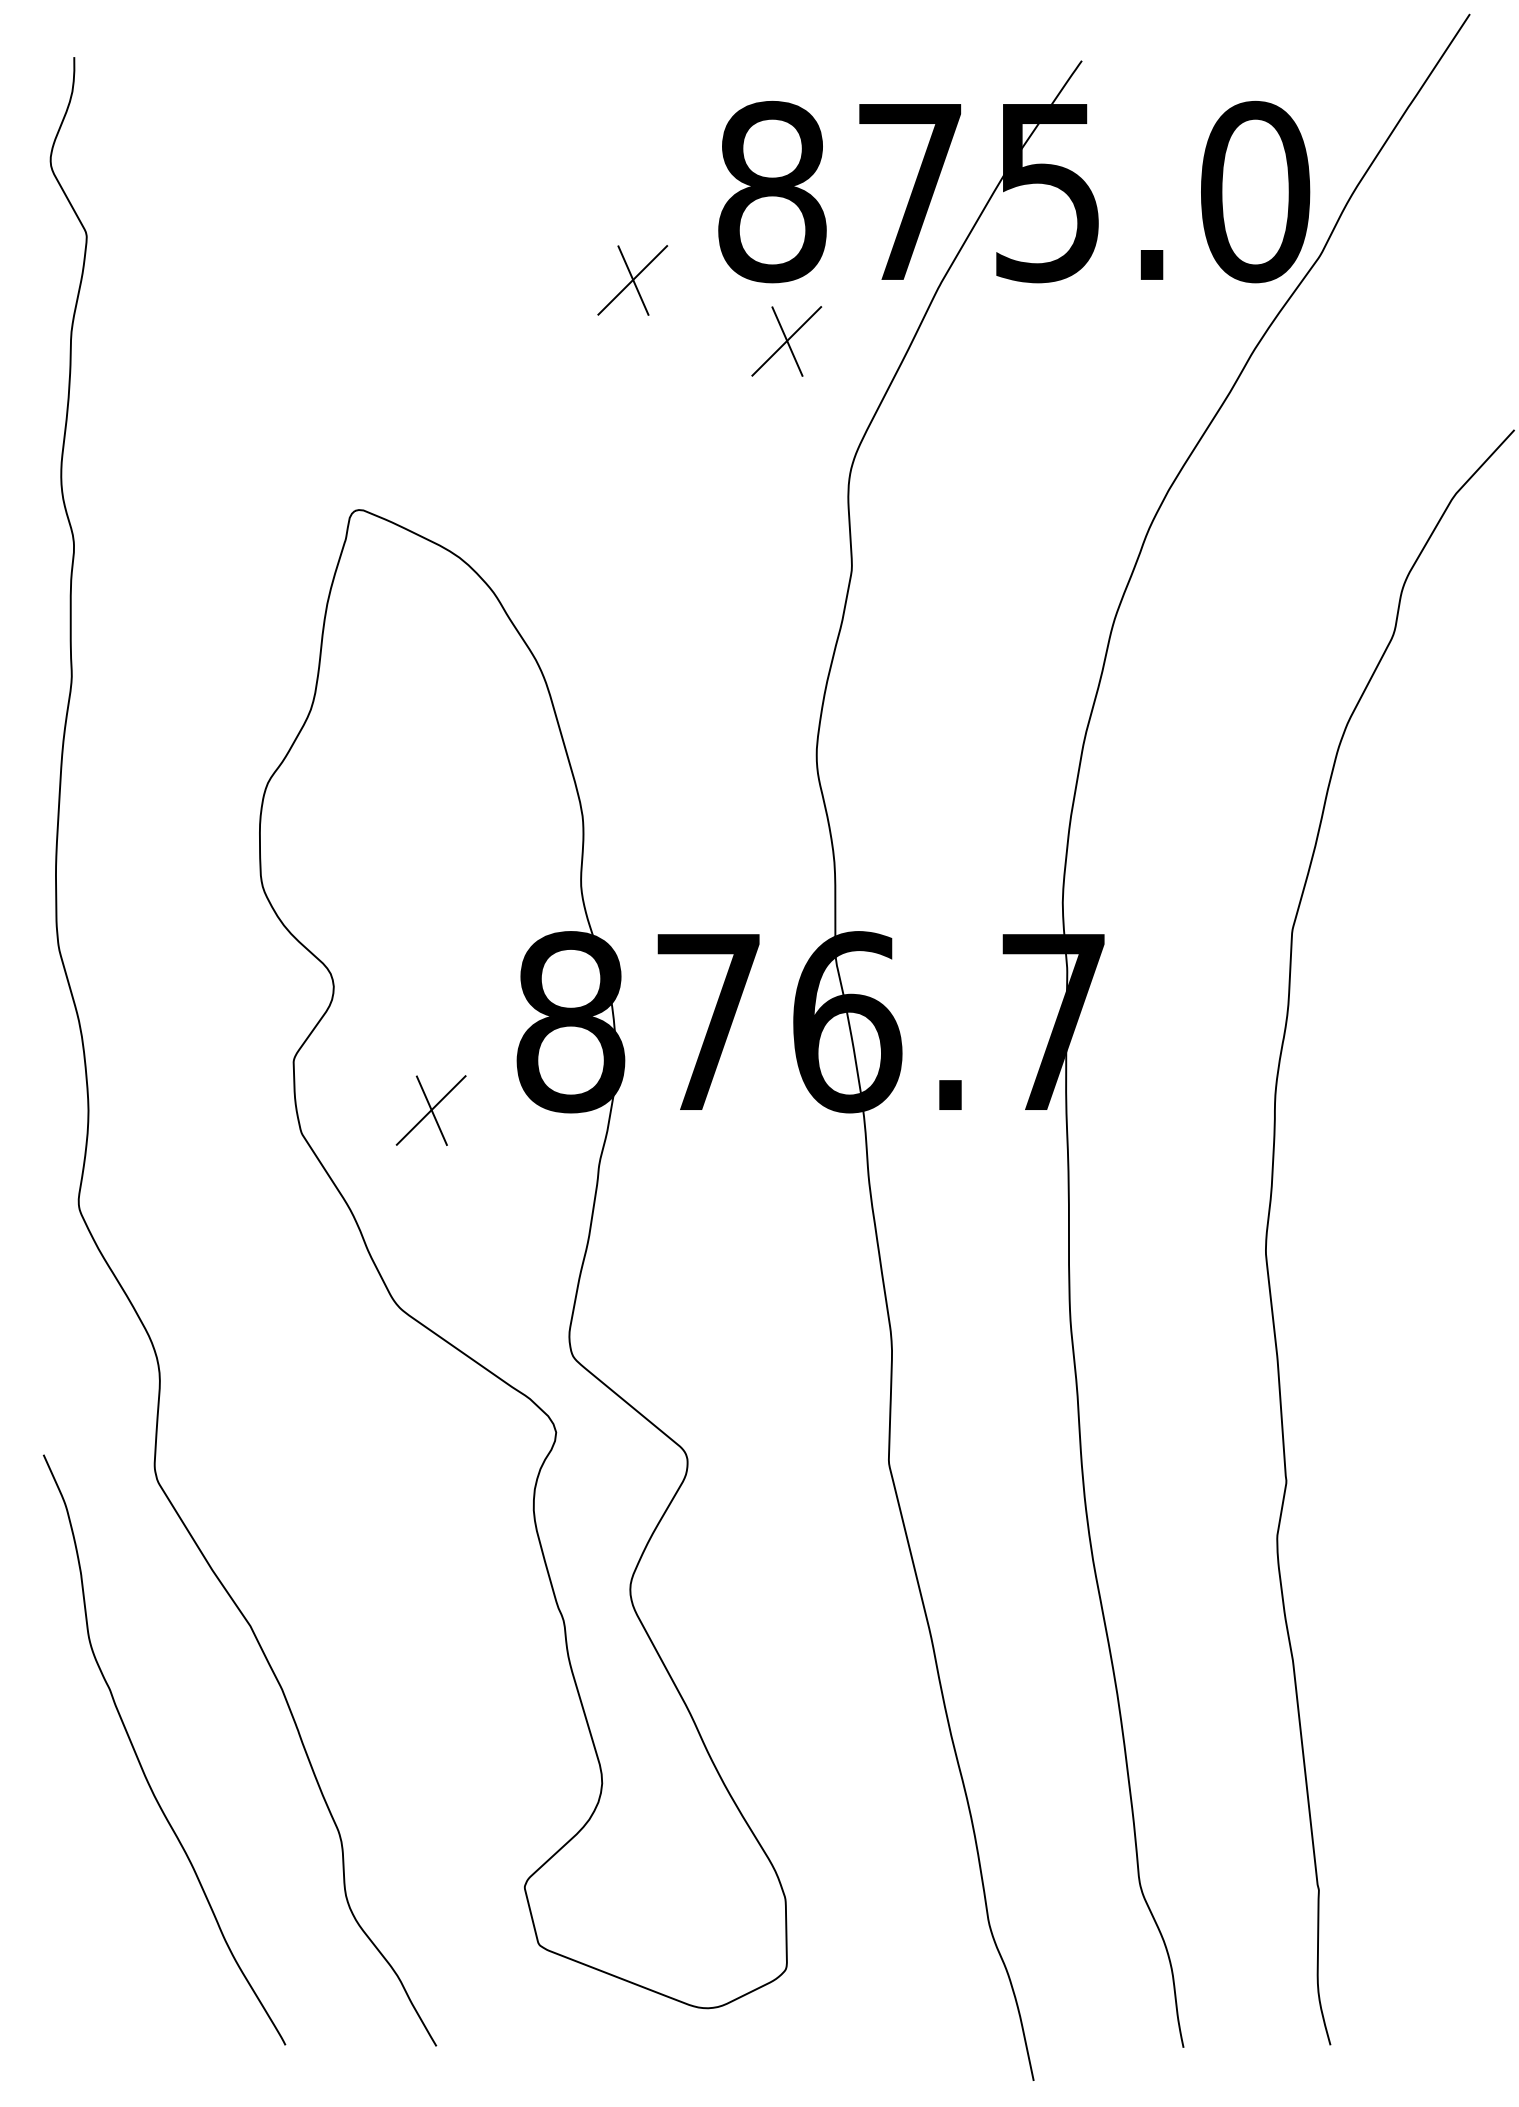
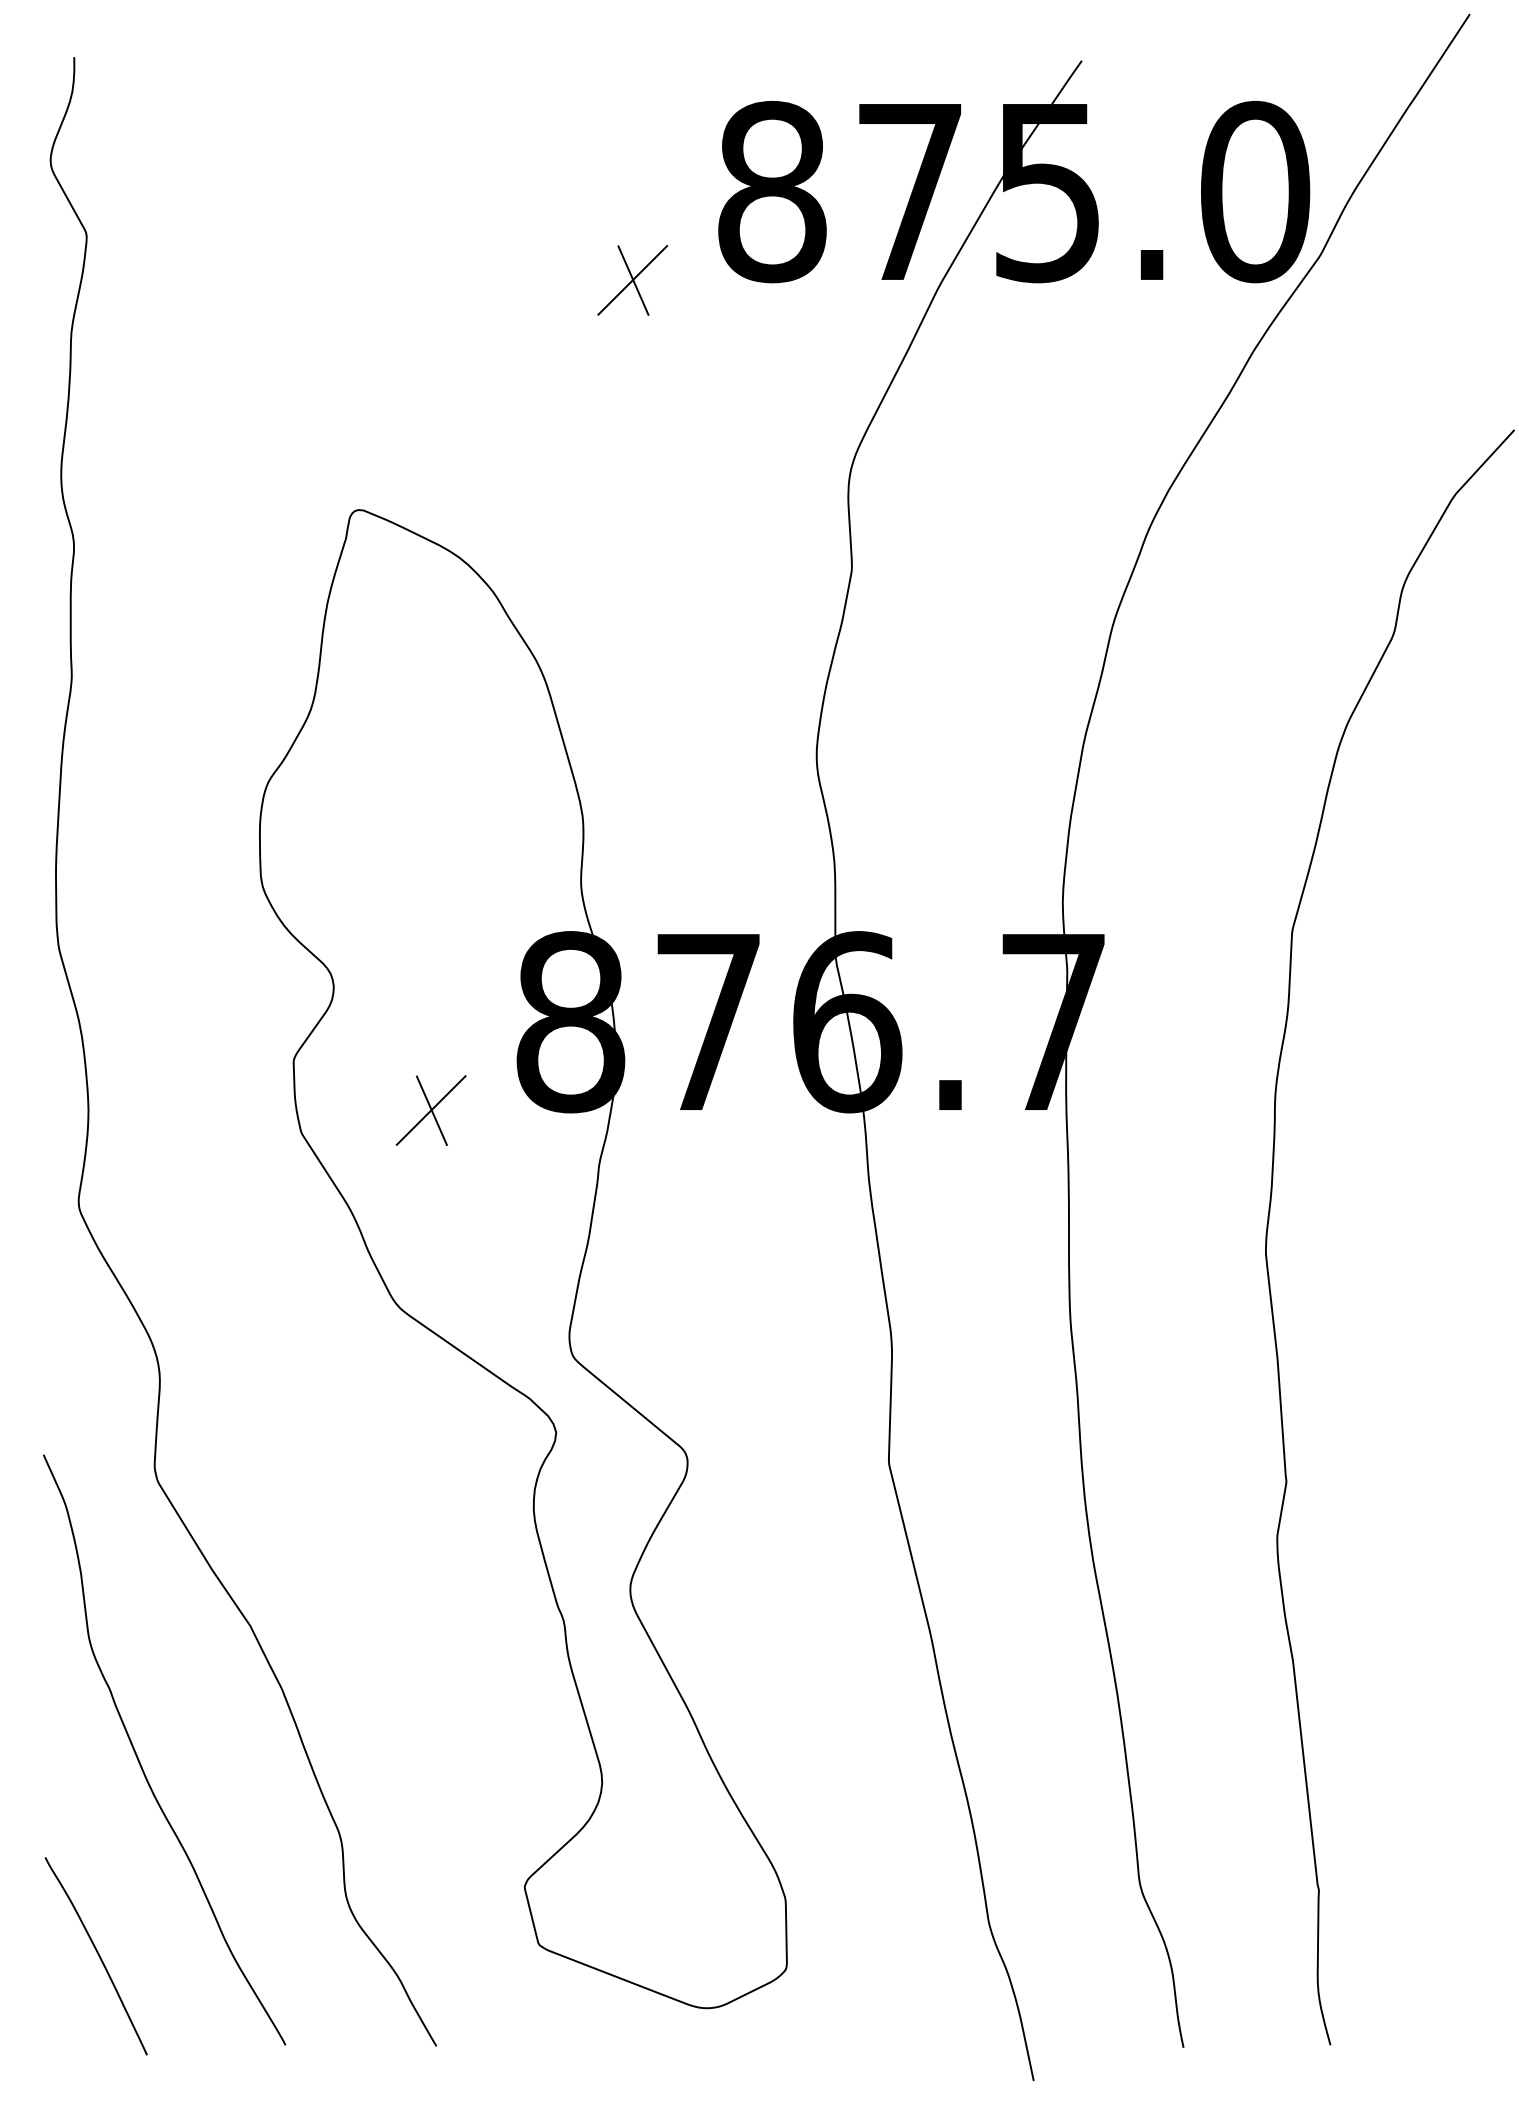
part: present -> none (786, 341)
curve: none -> present (97, 1954)
